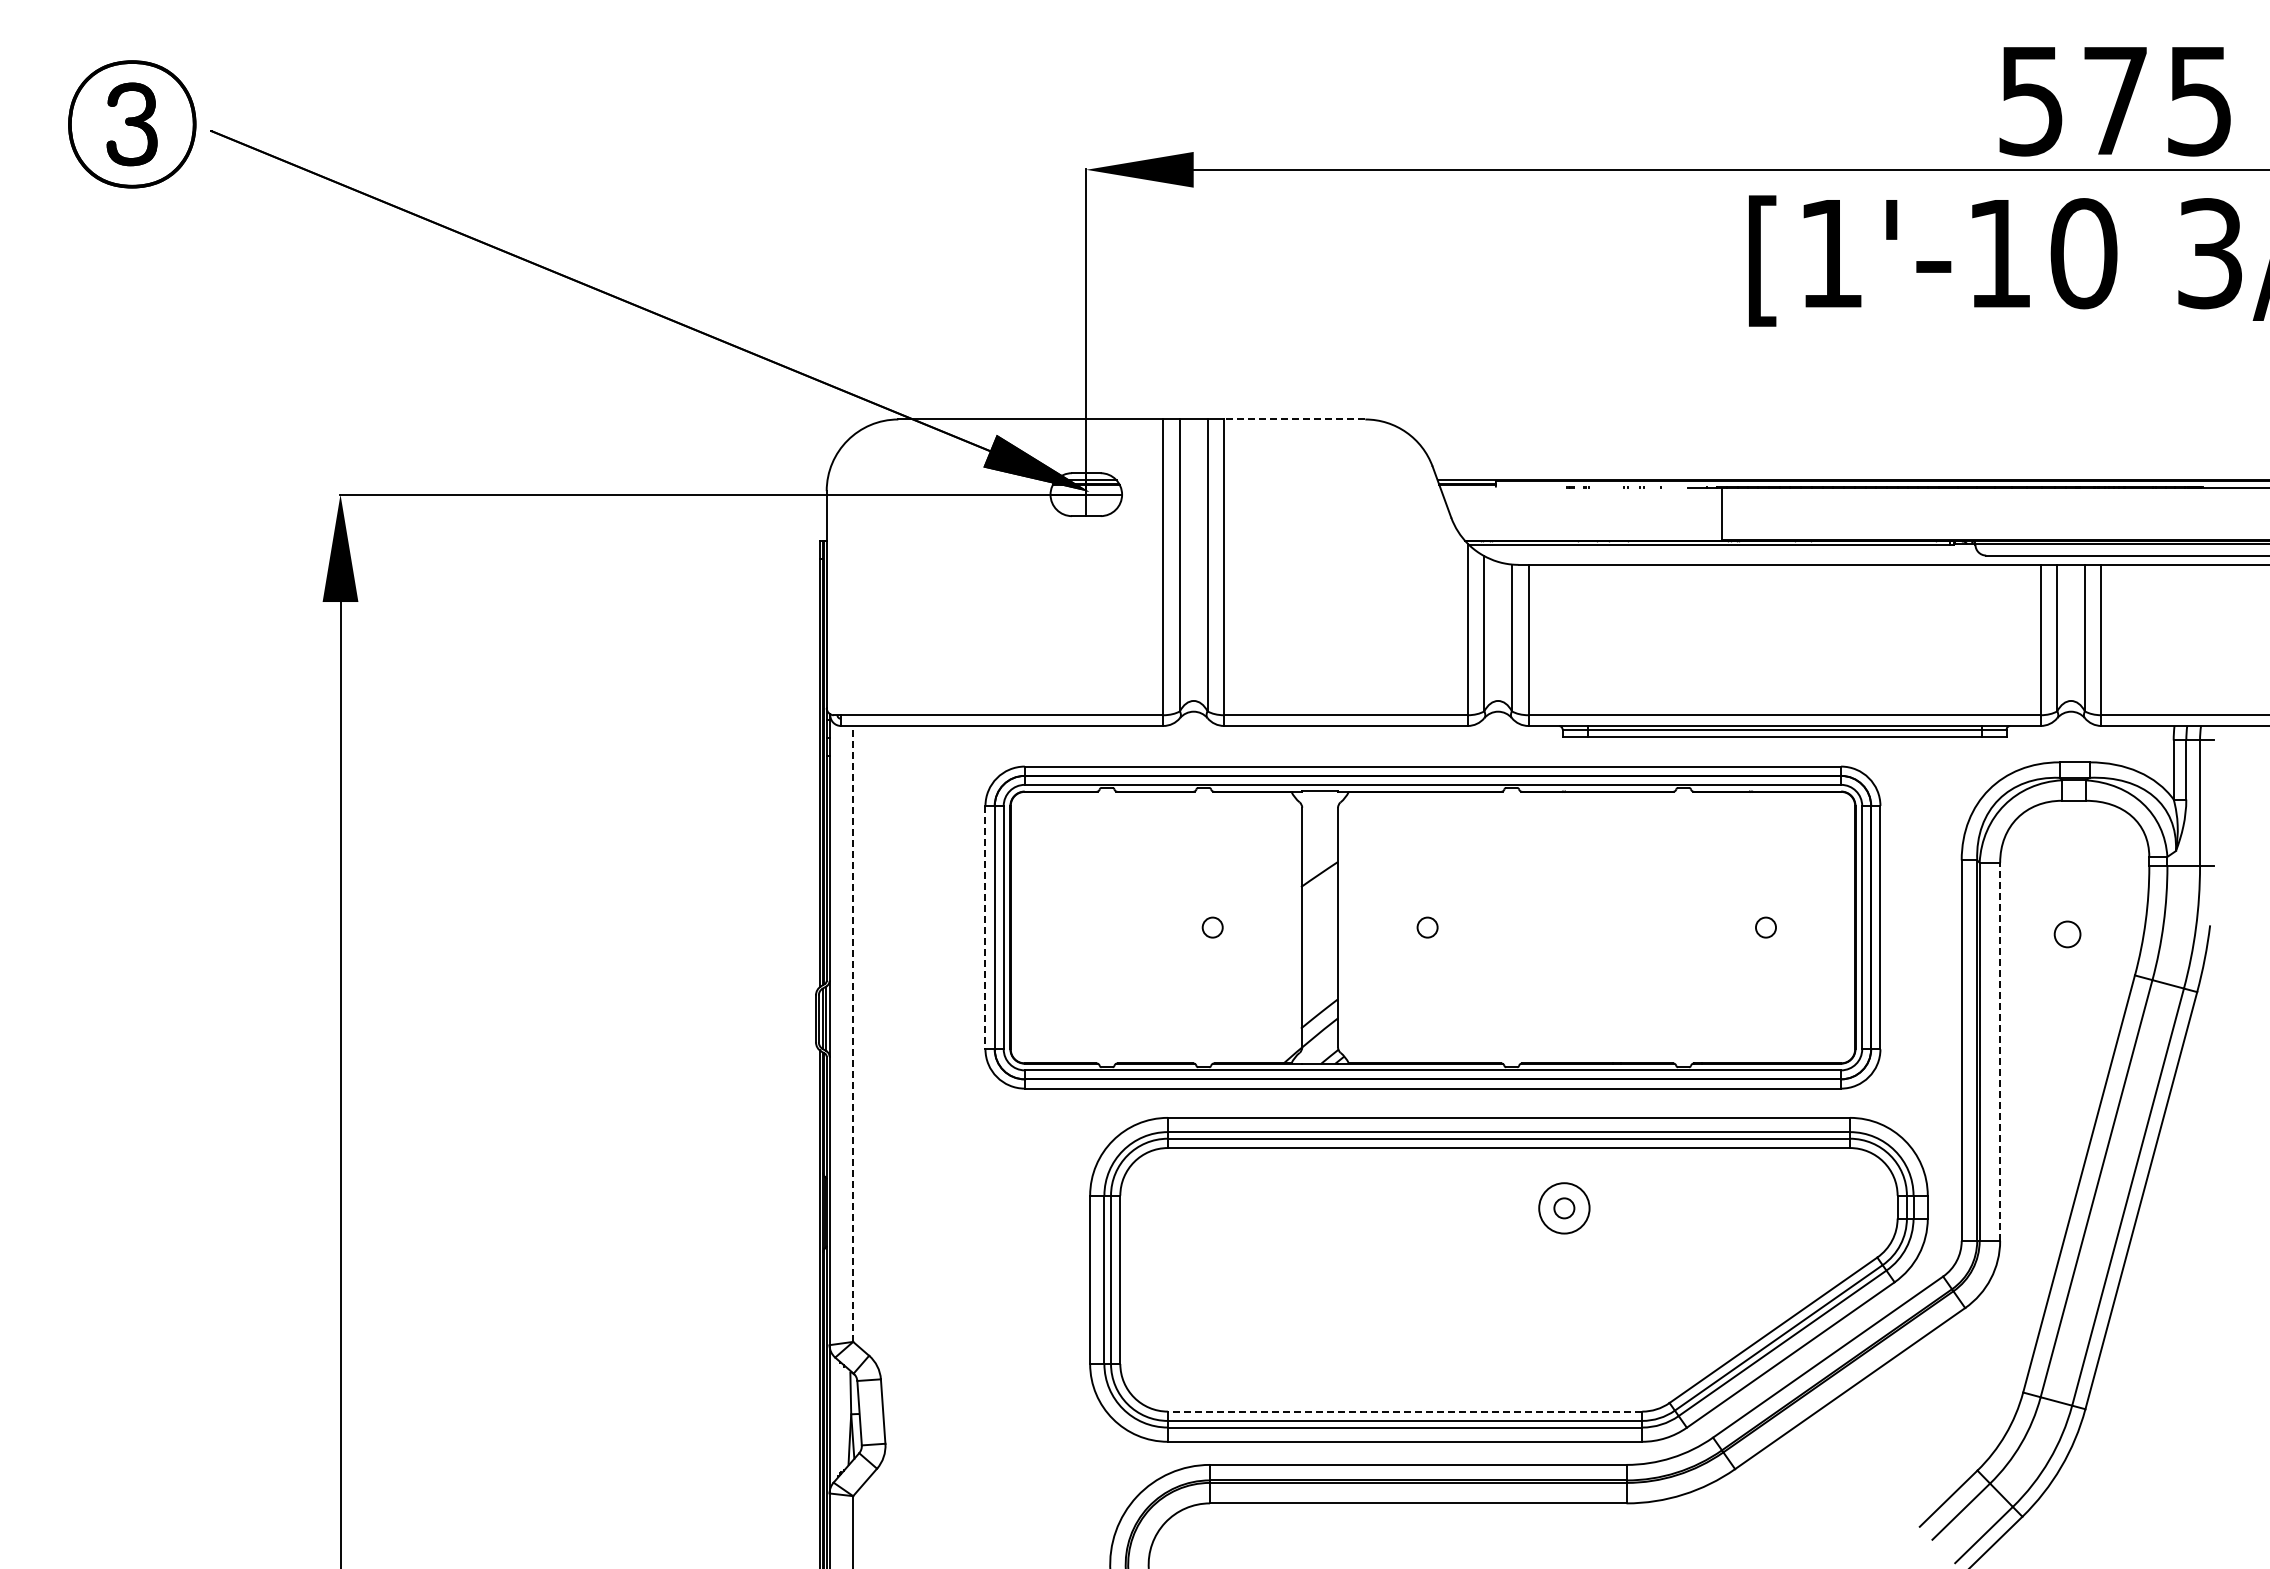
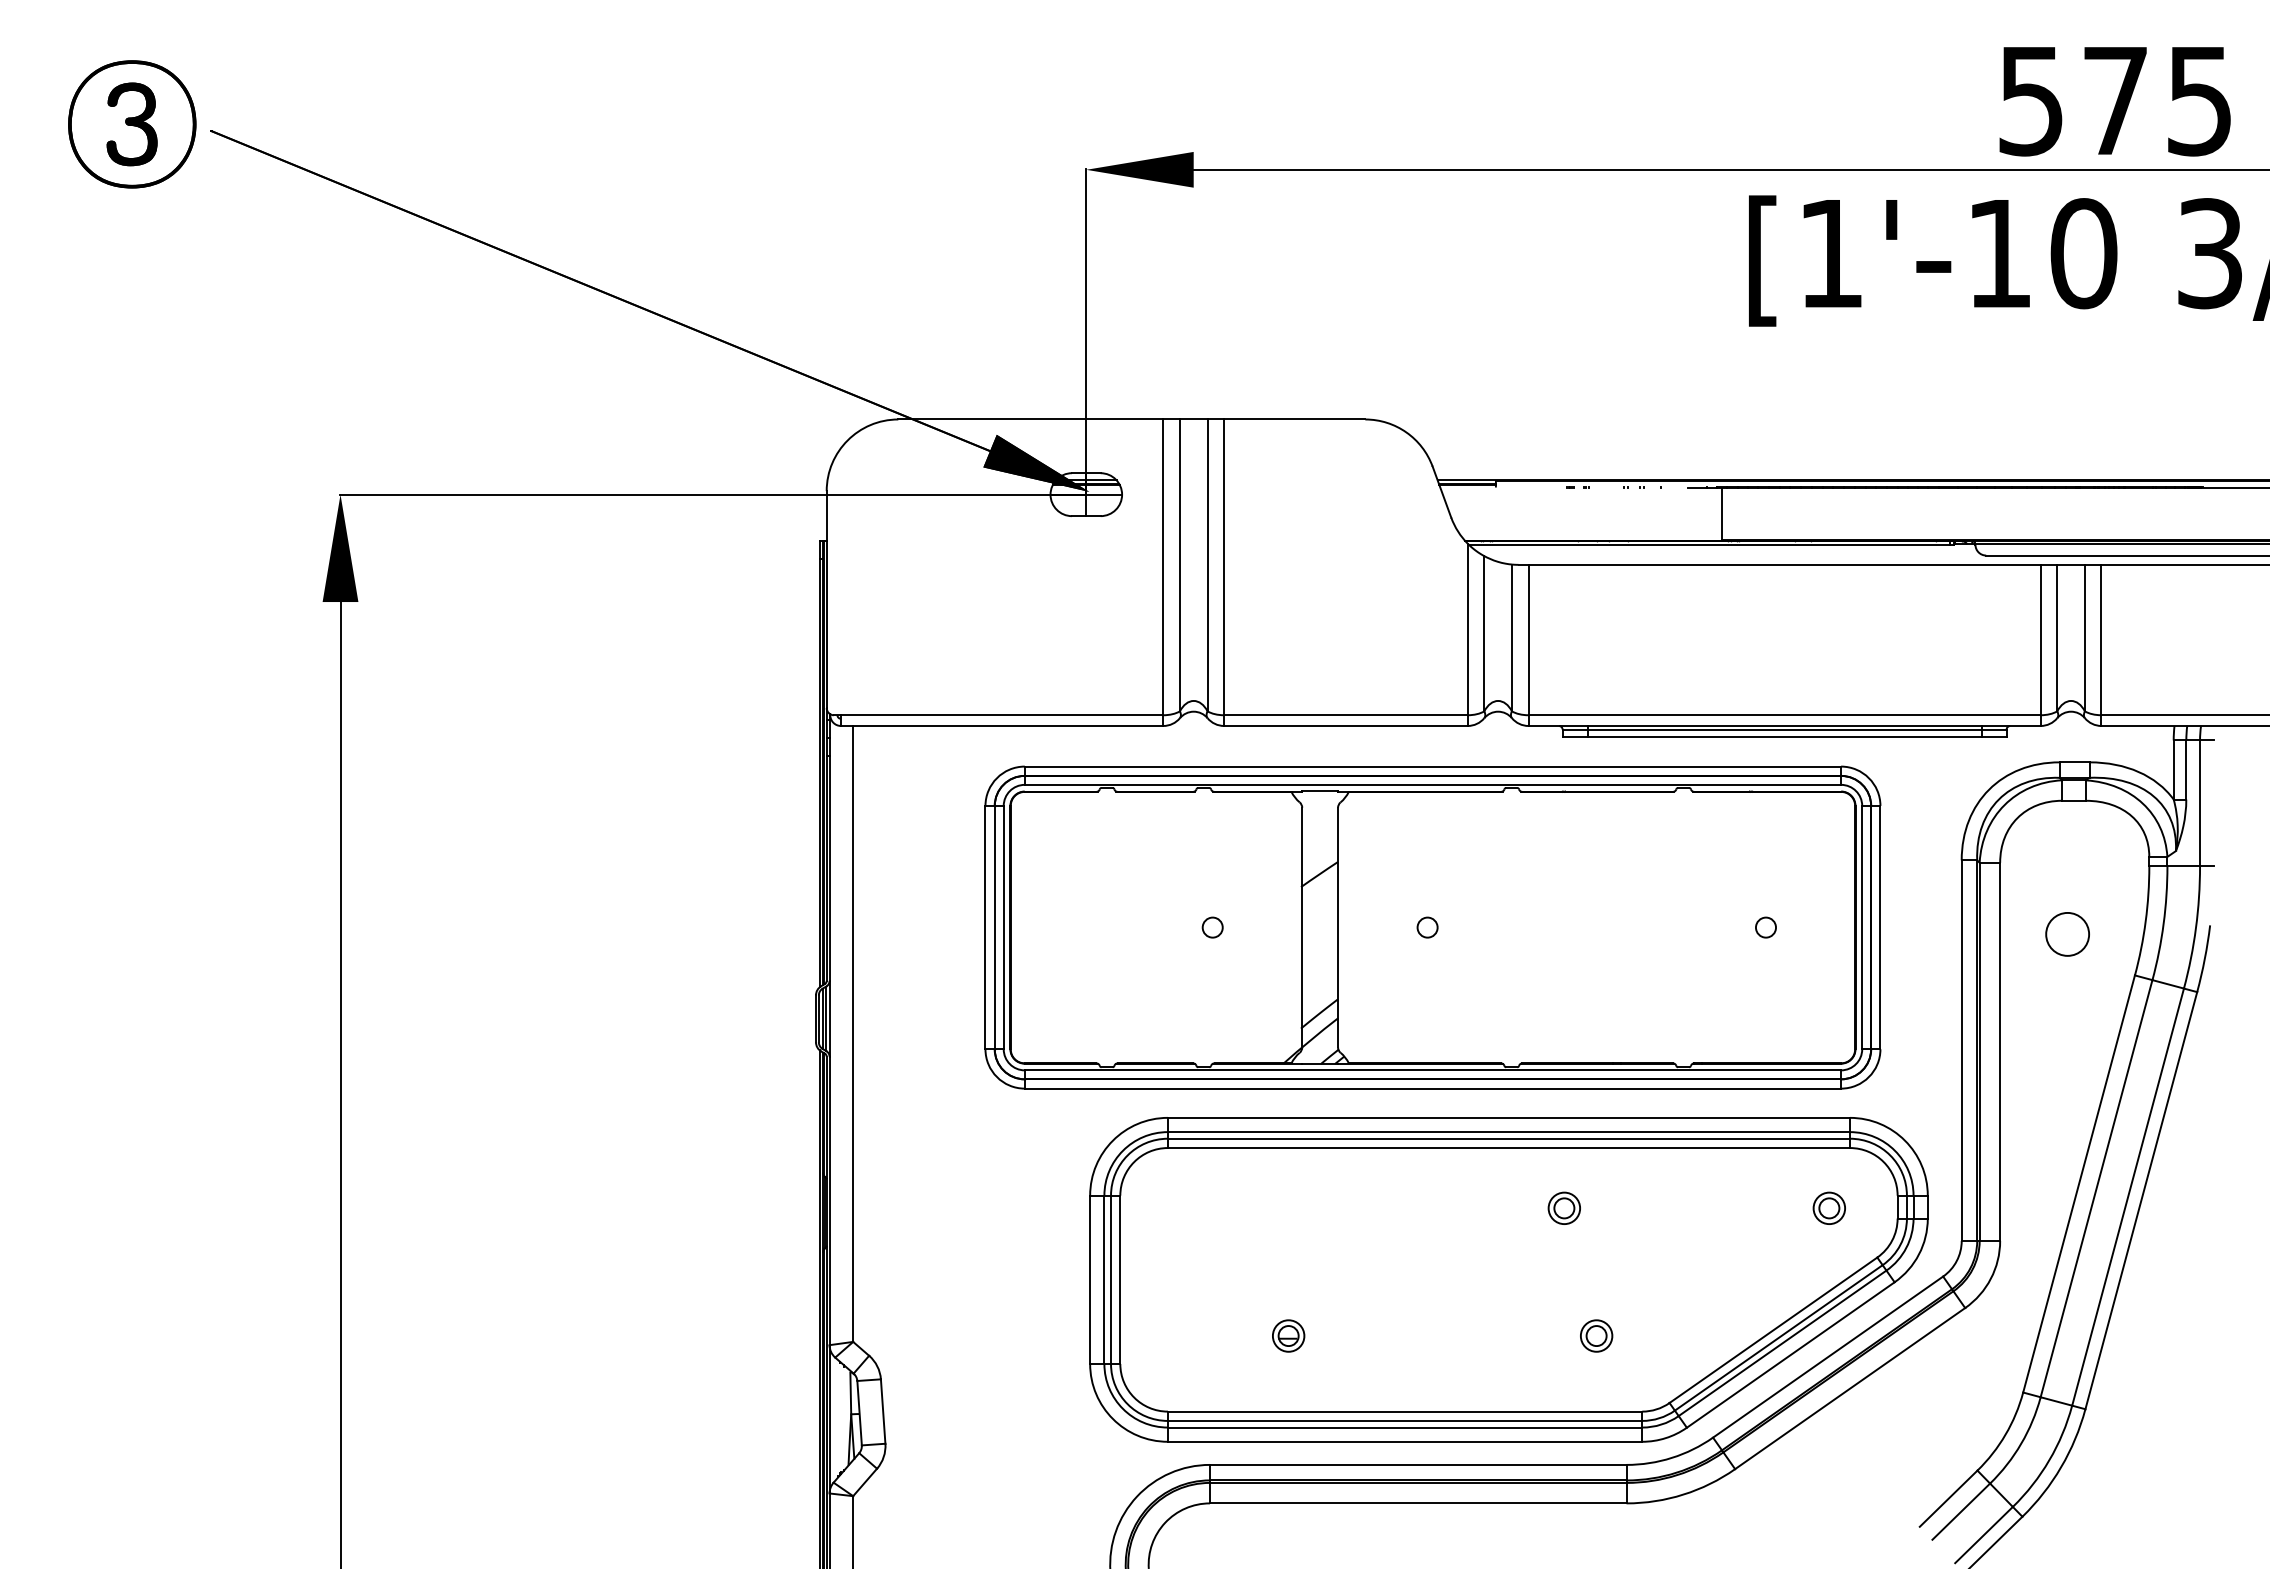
line: dashed -> solid (1294, 419)
line: dashed -> solid (985, 927)
circle size: 29x29 px -> 45x45 px (2067, 934)
line: dashed -> solid (853, 1033)
line: dashed -> solid (2000, 1051)
part: none -> present (1828, 1207)
circle diameter: 50 px -> 31 px (1564, 1208)
part: none -> present (1288, 1335)
part: none -> present (1596, 1335)
line: dashed -> solid (1404, 1411)
